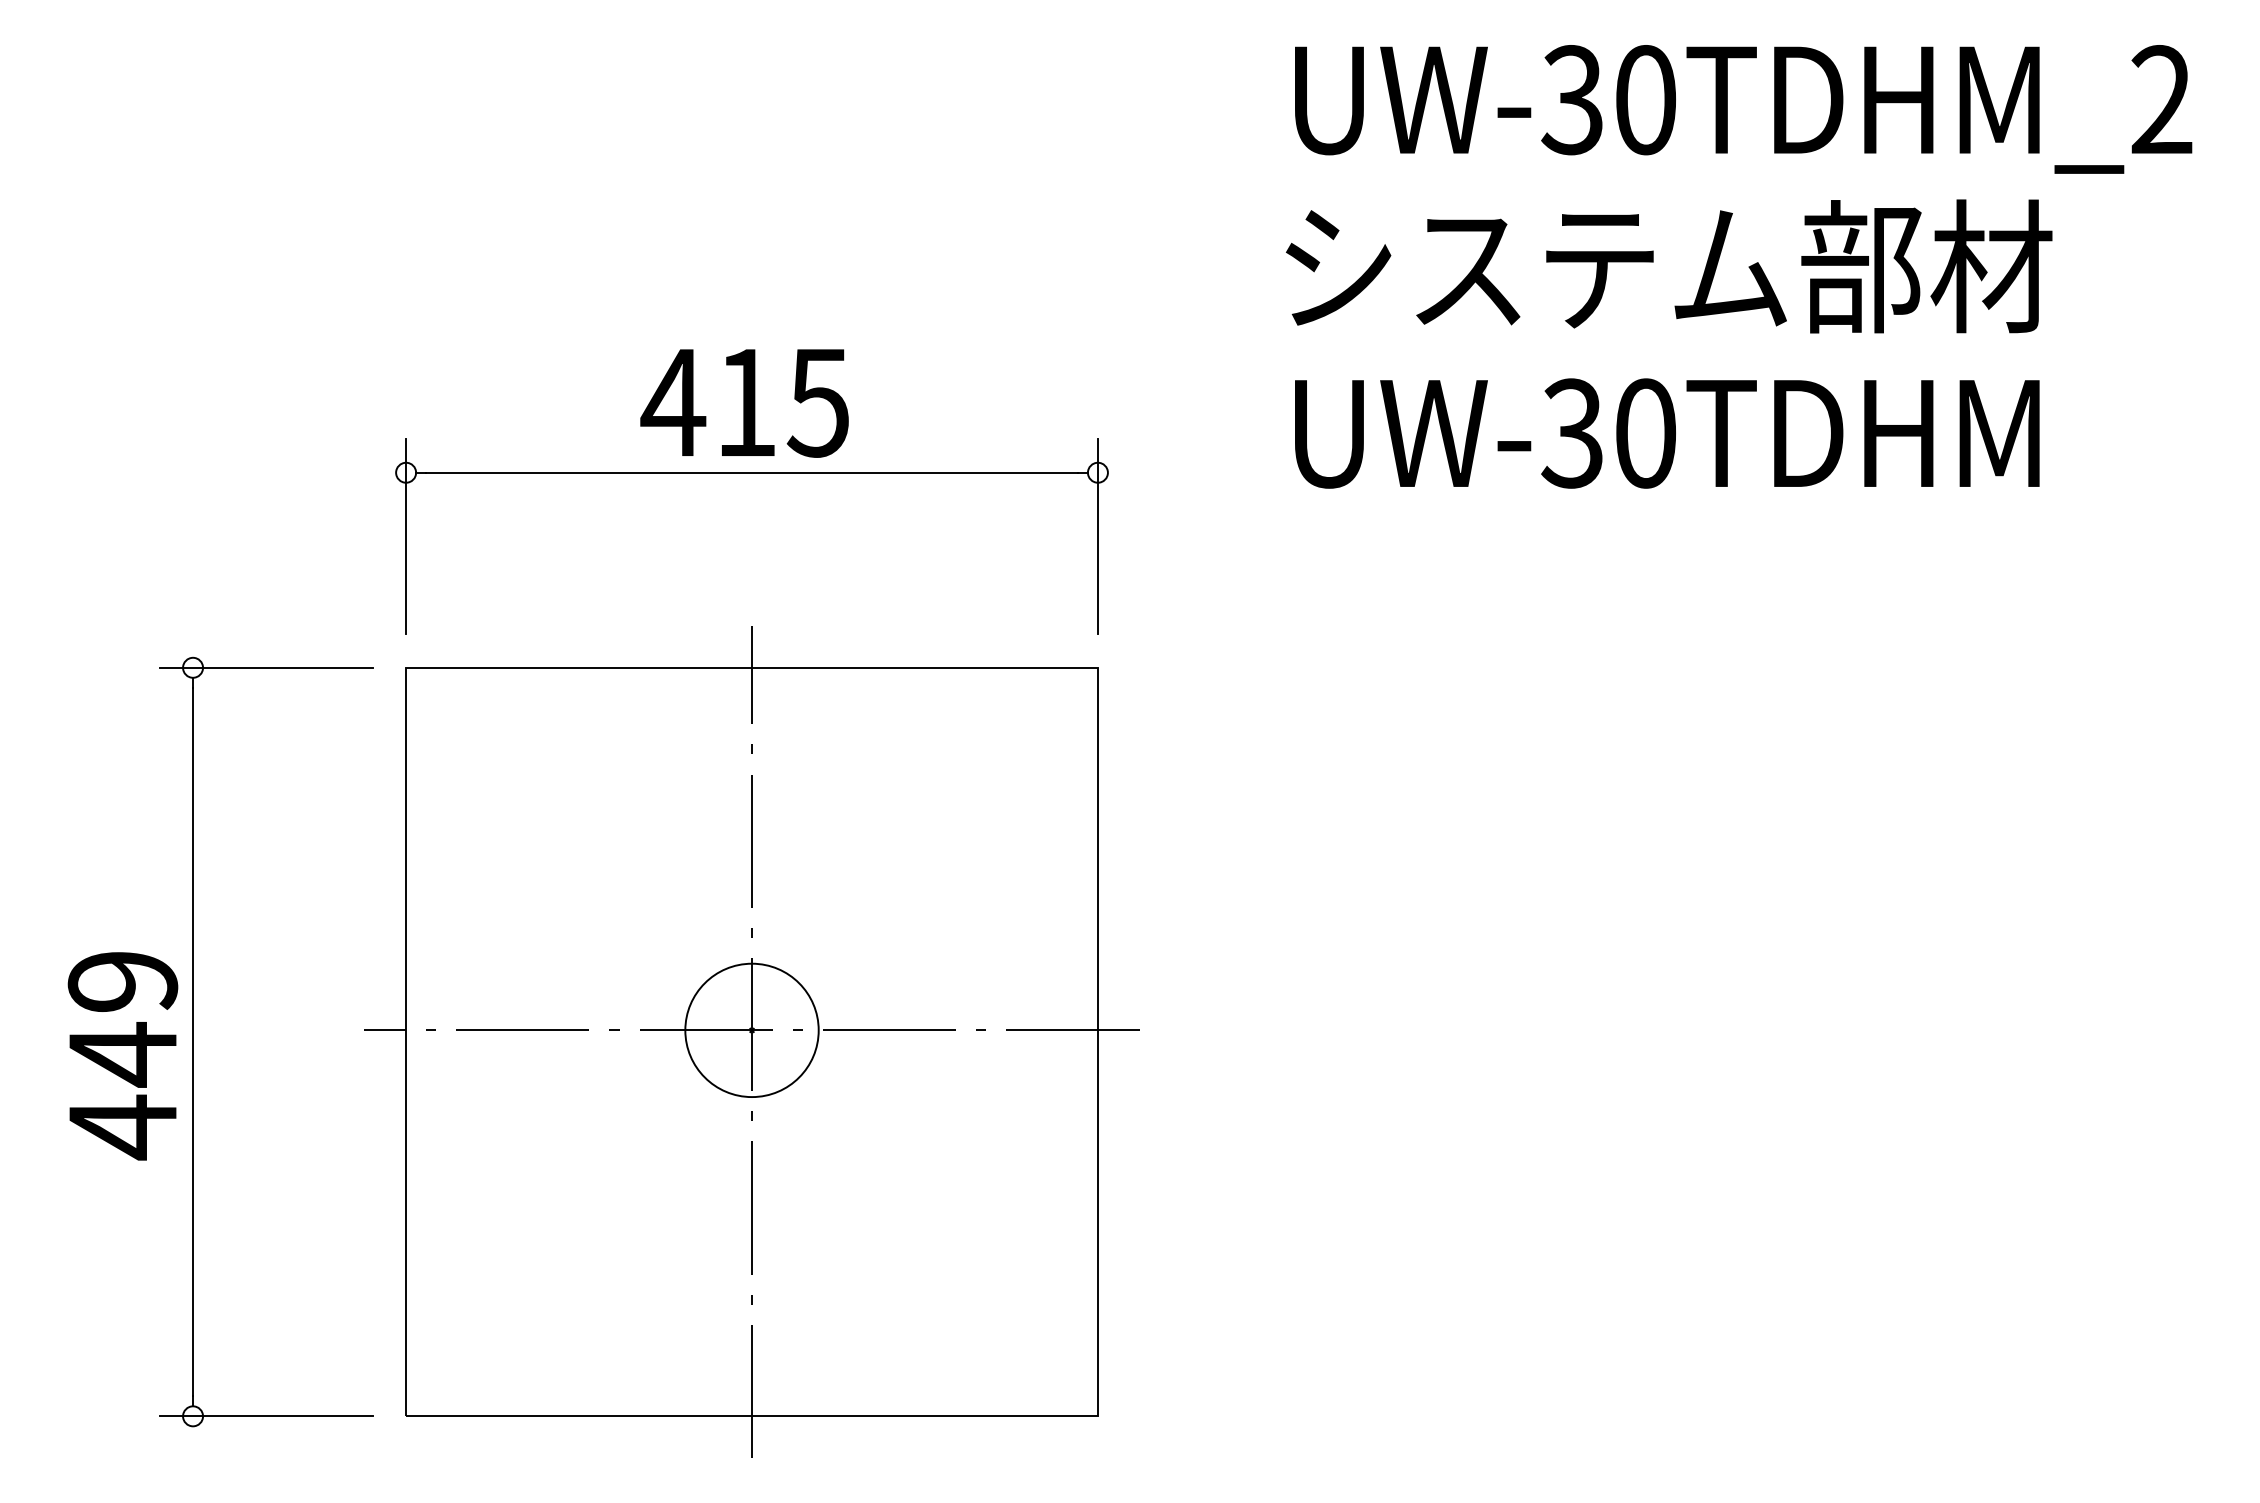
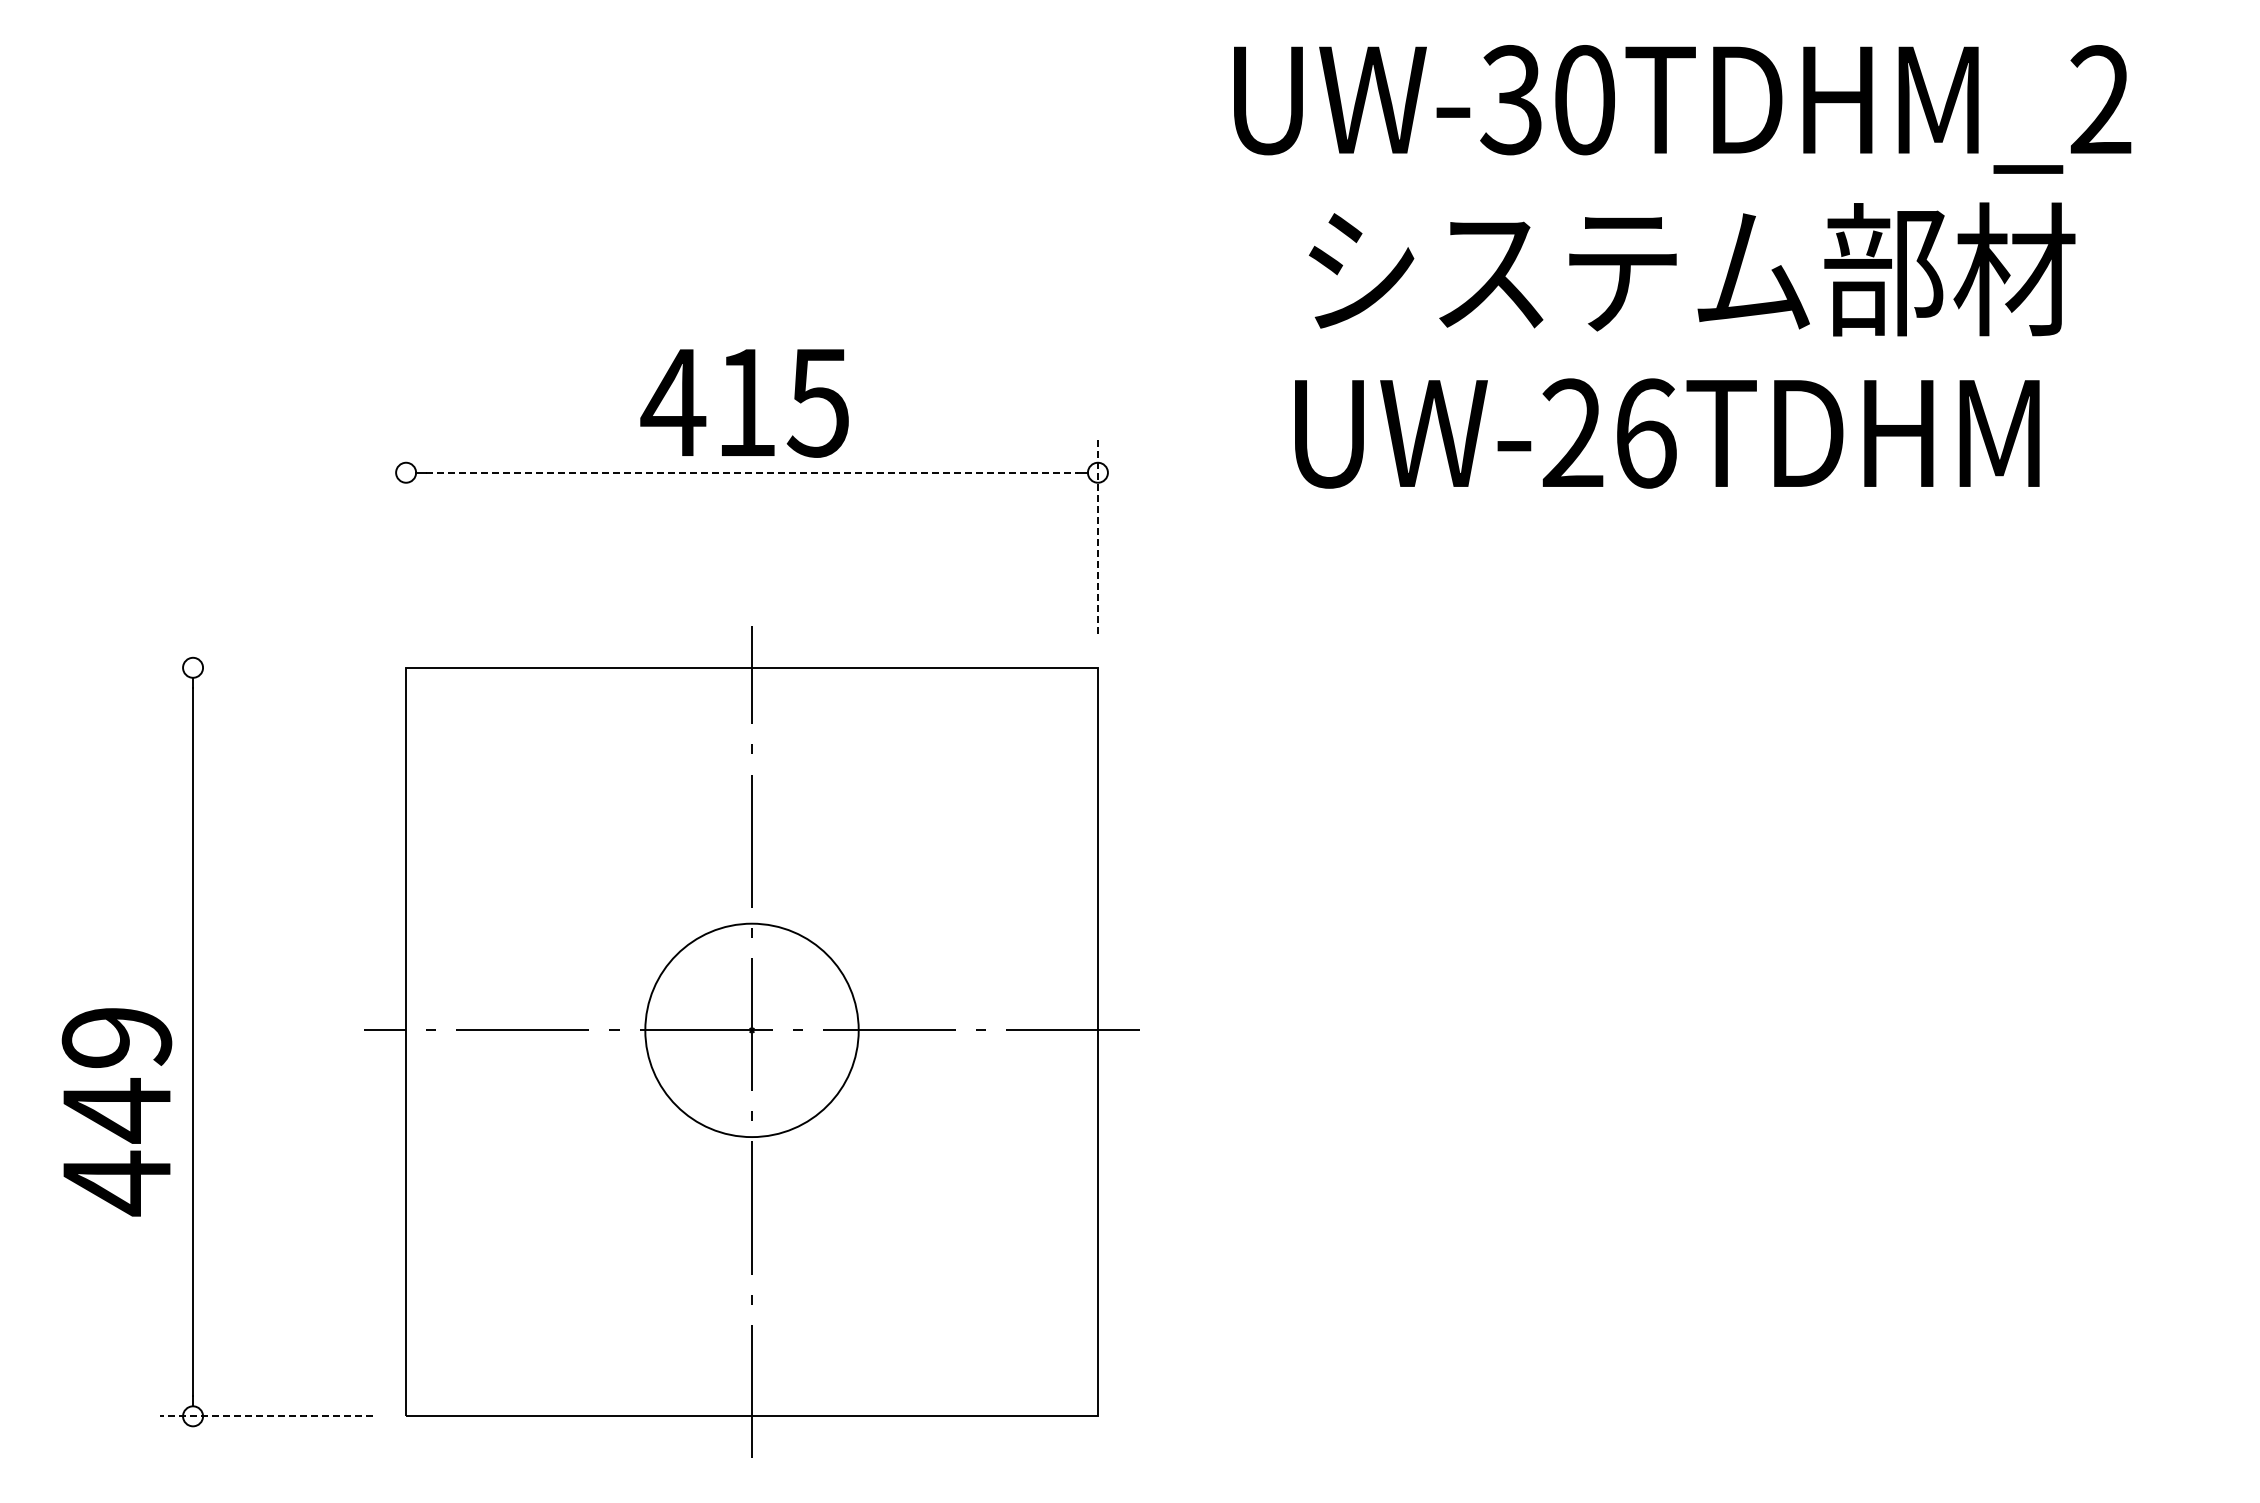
text position: (1743, 109) -> (1682, 109) (1682, 109)
text position: (1669, 266) -> (1692, 269) (1692, 269)
text: UW-30TDHM -> UW-26TDHM (1608, 433)
line: solid -> dashed (752, 472)
line: present -> none (406, 536)
line: solid -> dashed (1097, 536)
line: present -> none (265, 667)
circle diameter: 133 px -> 213 px (751, 1030)
text position: (122, 1056) -> (116, 1112) (116, 1112)
line: solid -> dashed (266, 1416)
